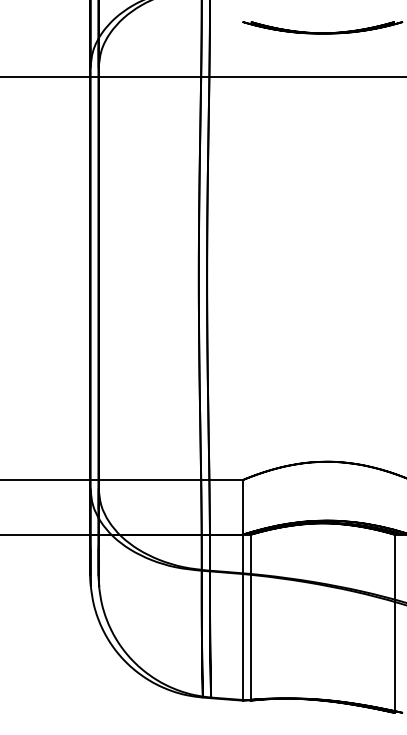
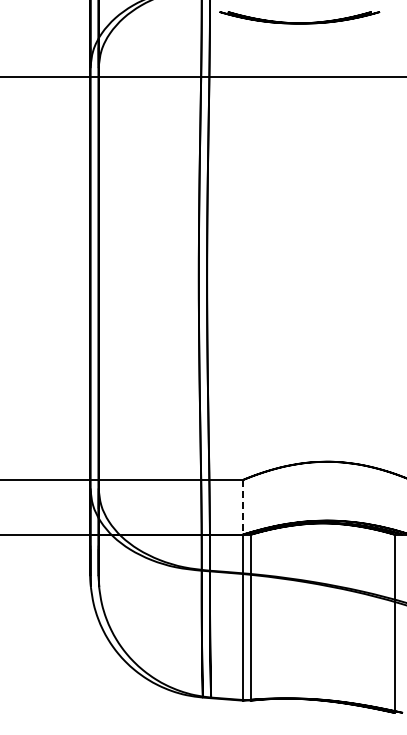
part position: (322, 27) -> (299, 17) (299, 17)
line: solid -> dashed (243, 507)
